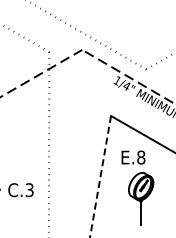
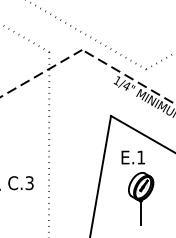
text: E.8 -> E.1 (141, 157)
line: dashed -> solid (100, 176)
text position: (20, 190) -> (20, 183) (20, 183)
